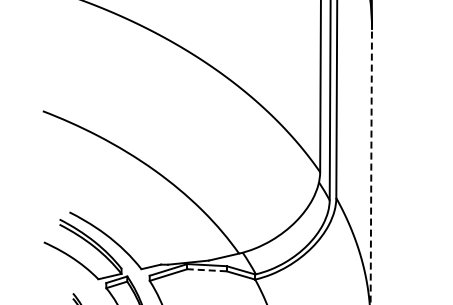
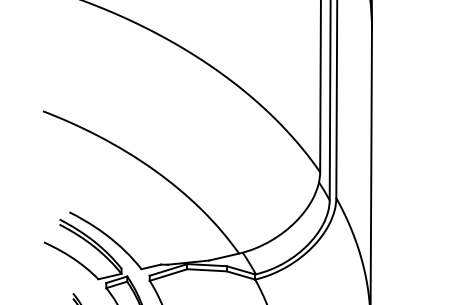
line: dashed -> solid (371, 166)
line: dashed -> solid (207, 270)
